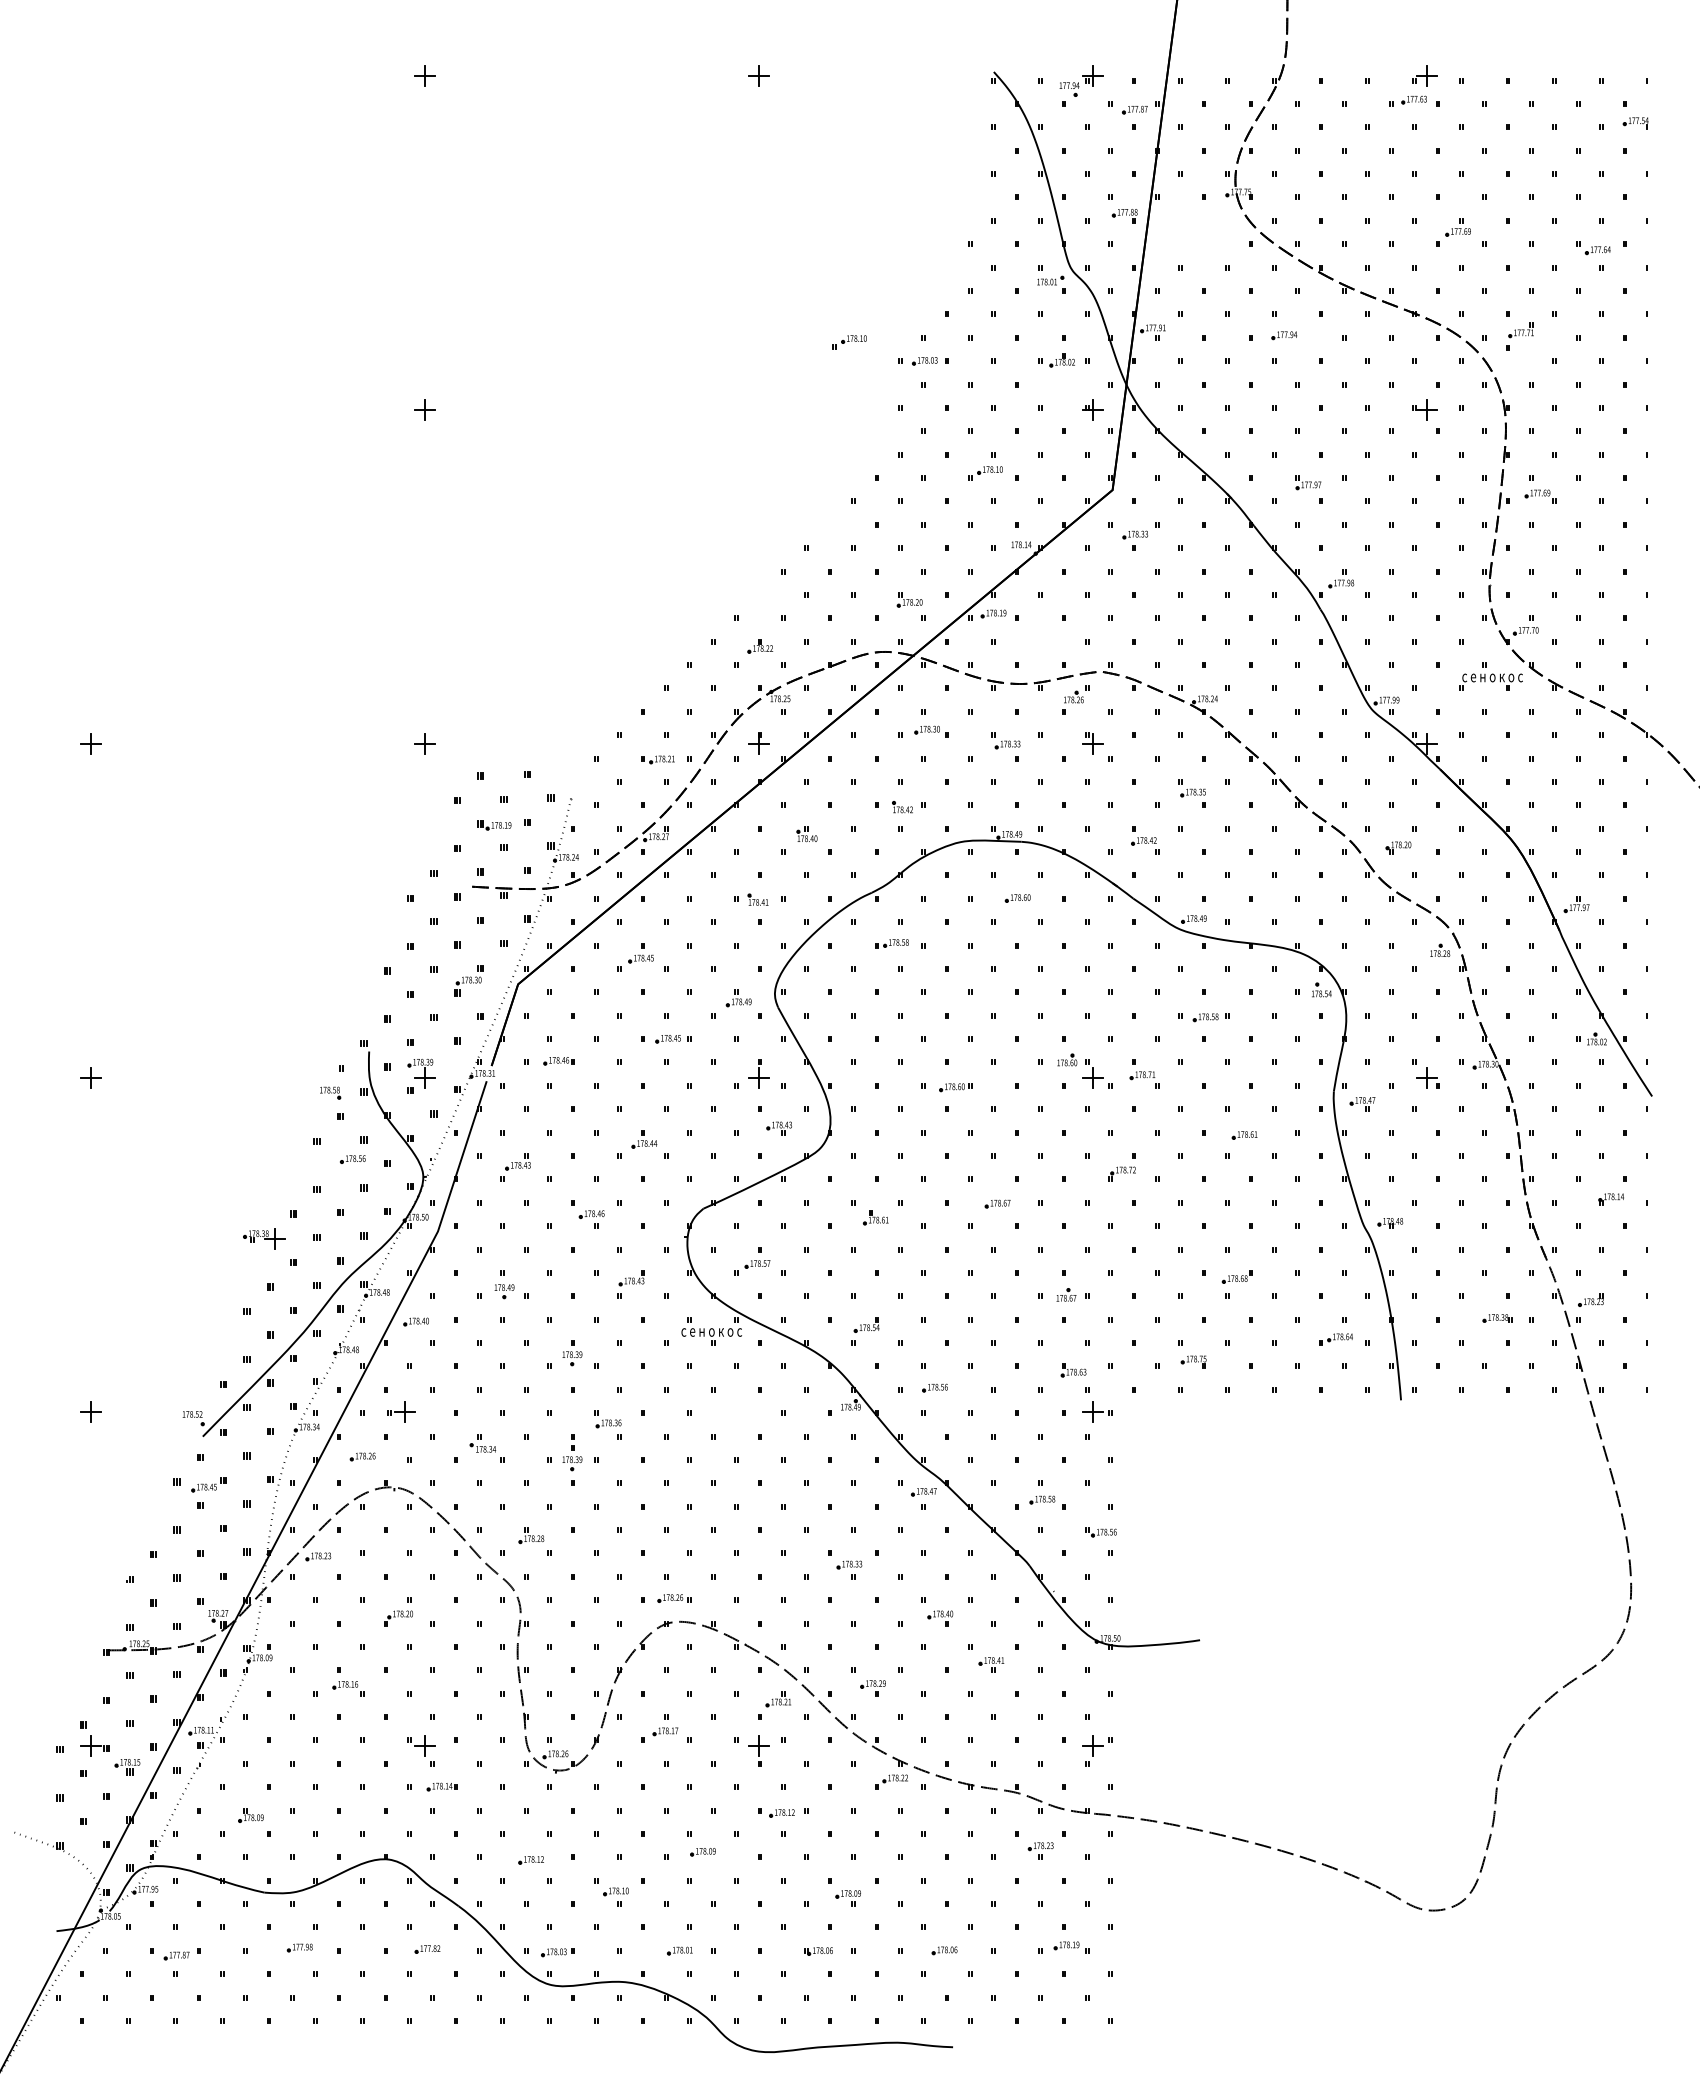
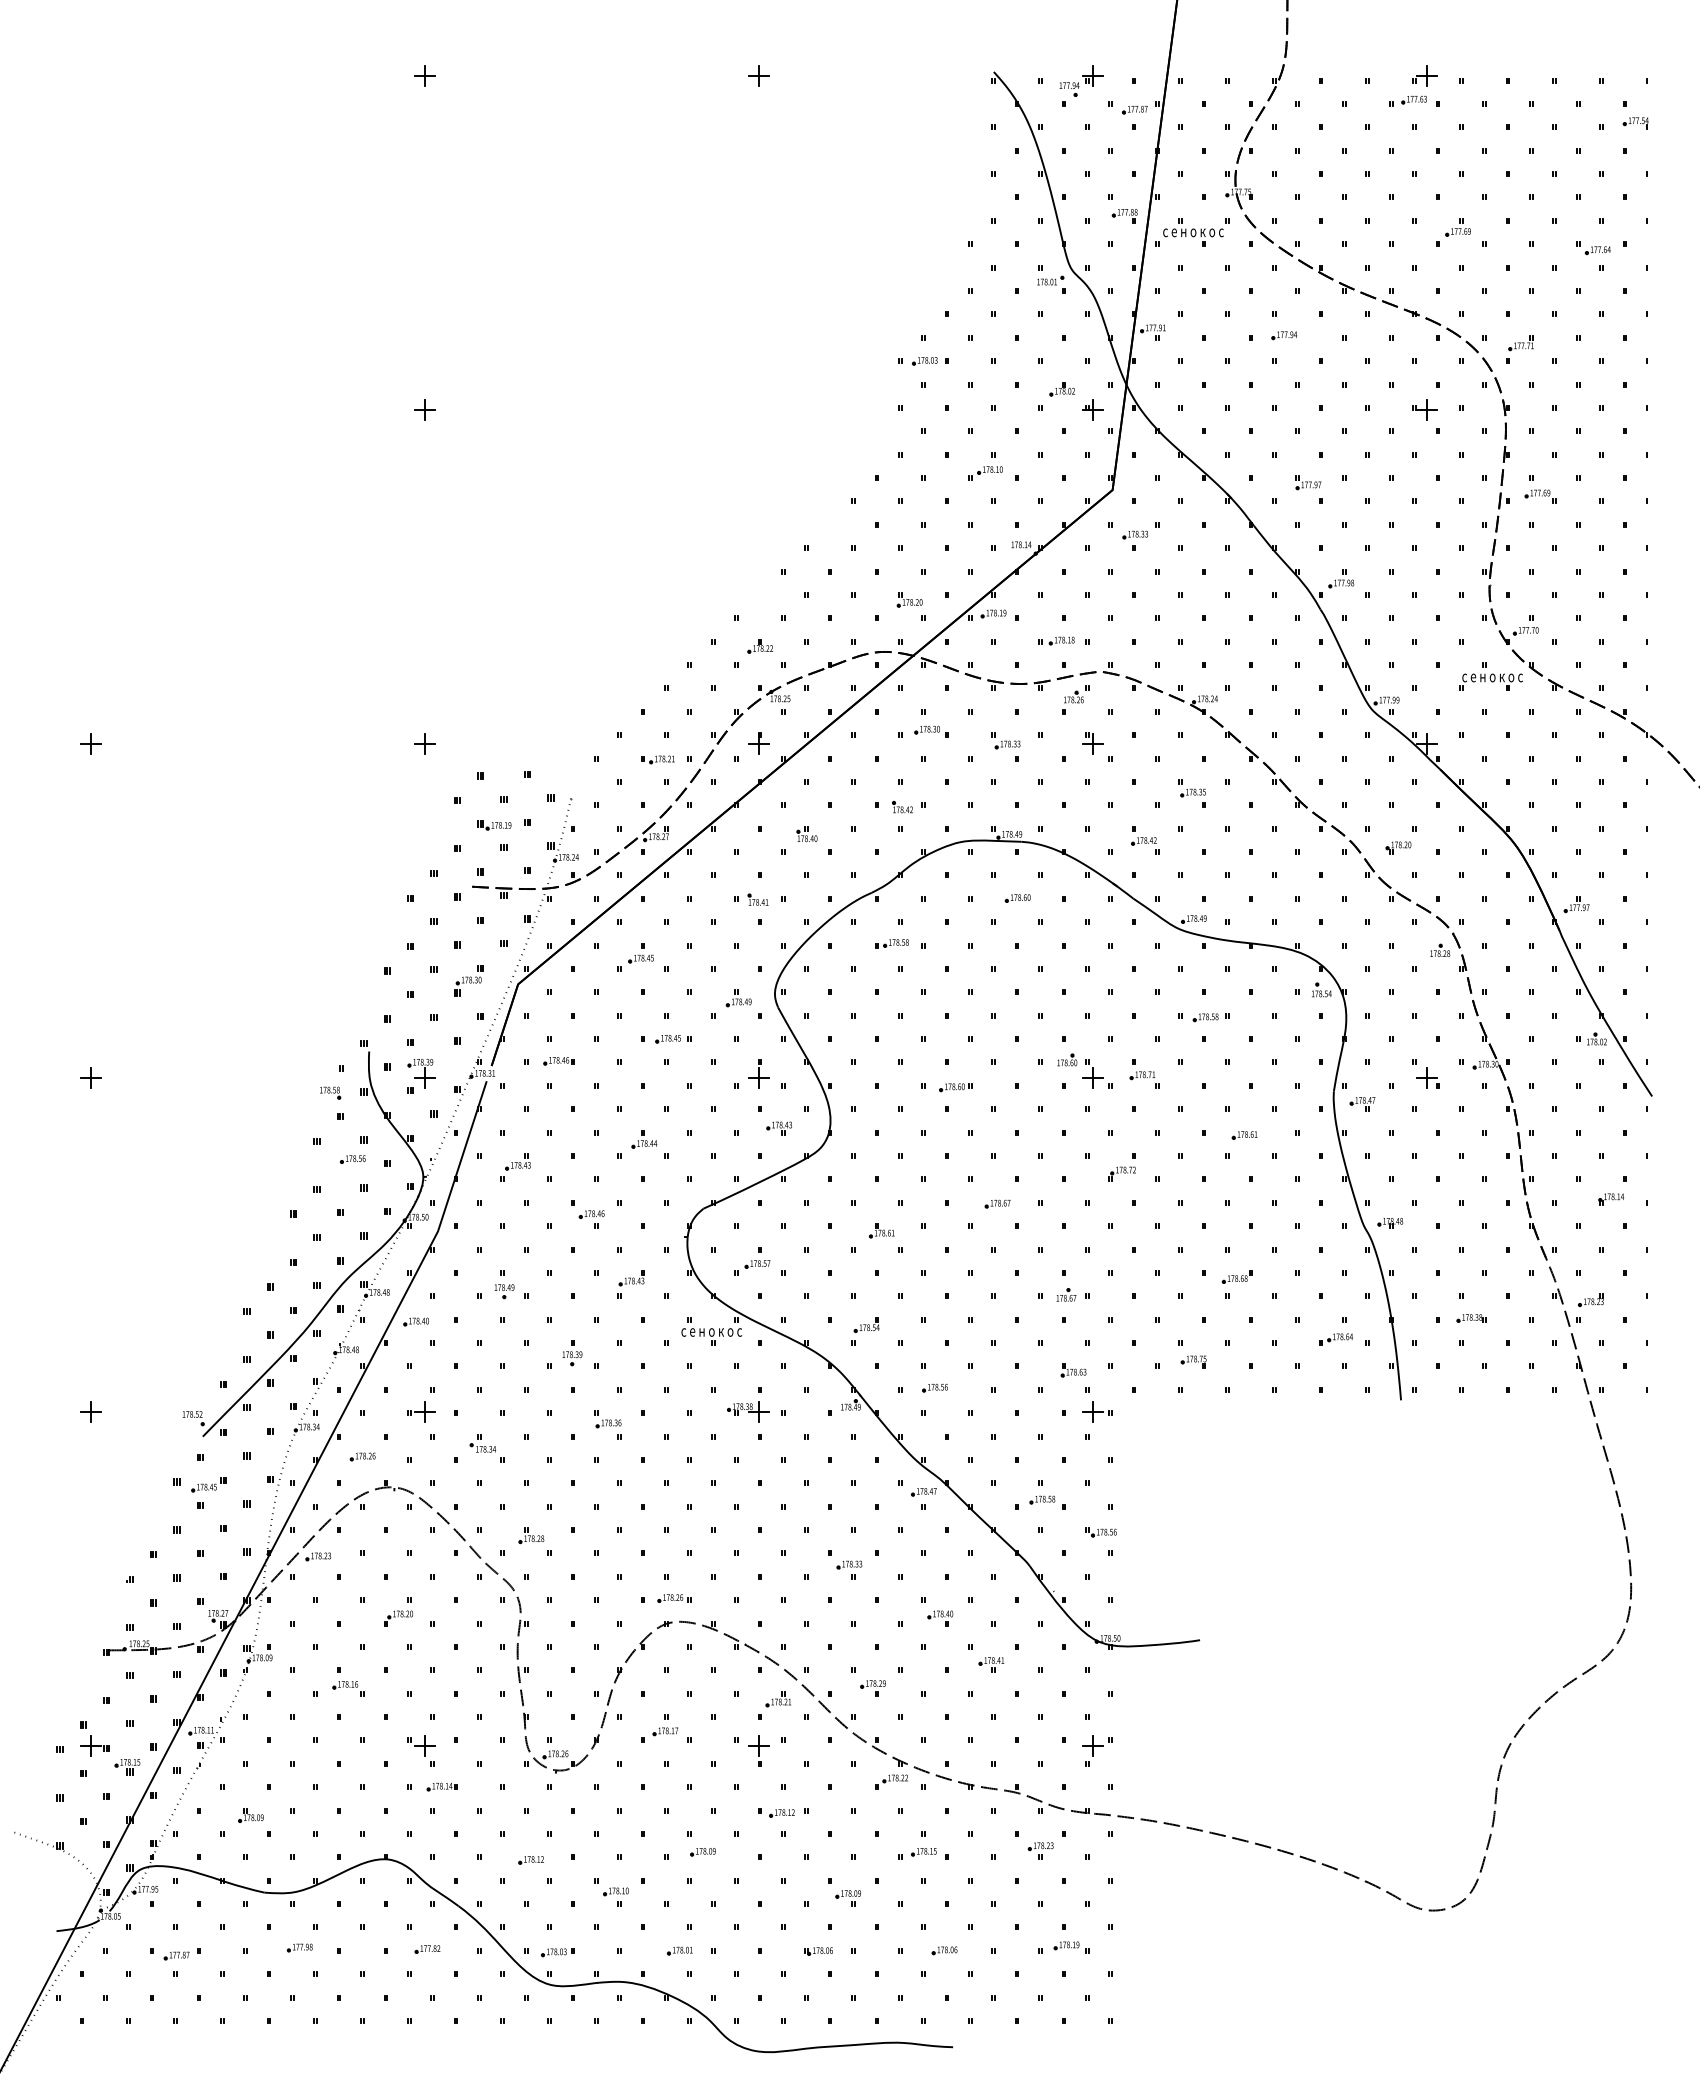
part: none -> present (1192, 232)
part position: (1519, 336) -> (1519, 349) (1519, 349)
part: present -> none (849, 342)
part position: (1061, 360) -> (1061, 389) (1061, 389)
part: none -> present (1056, 640)
part position: (875, 1217) -> (881, 1230) (881, 1230)
part position: (264, 1238) -> (748, 1411) (748, 1411)
part position: (1497, 1318) -> (1471, 1318) (1471, 1318)
part position: (401, 1411) -> (421, 1411) (421, 1411)
part: present -> none (572, 1458)
part: none -> present (923, 1852)
